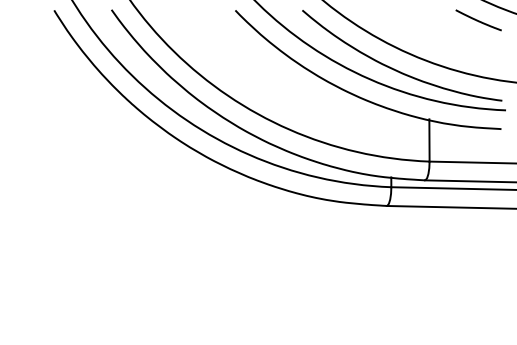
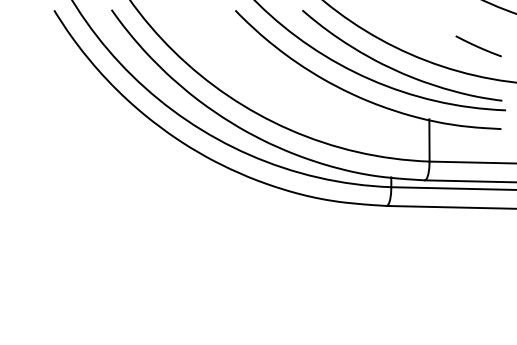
line position: (478, 20) -> (478, 46) (478, 46)
